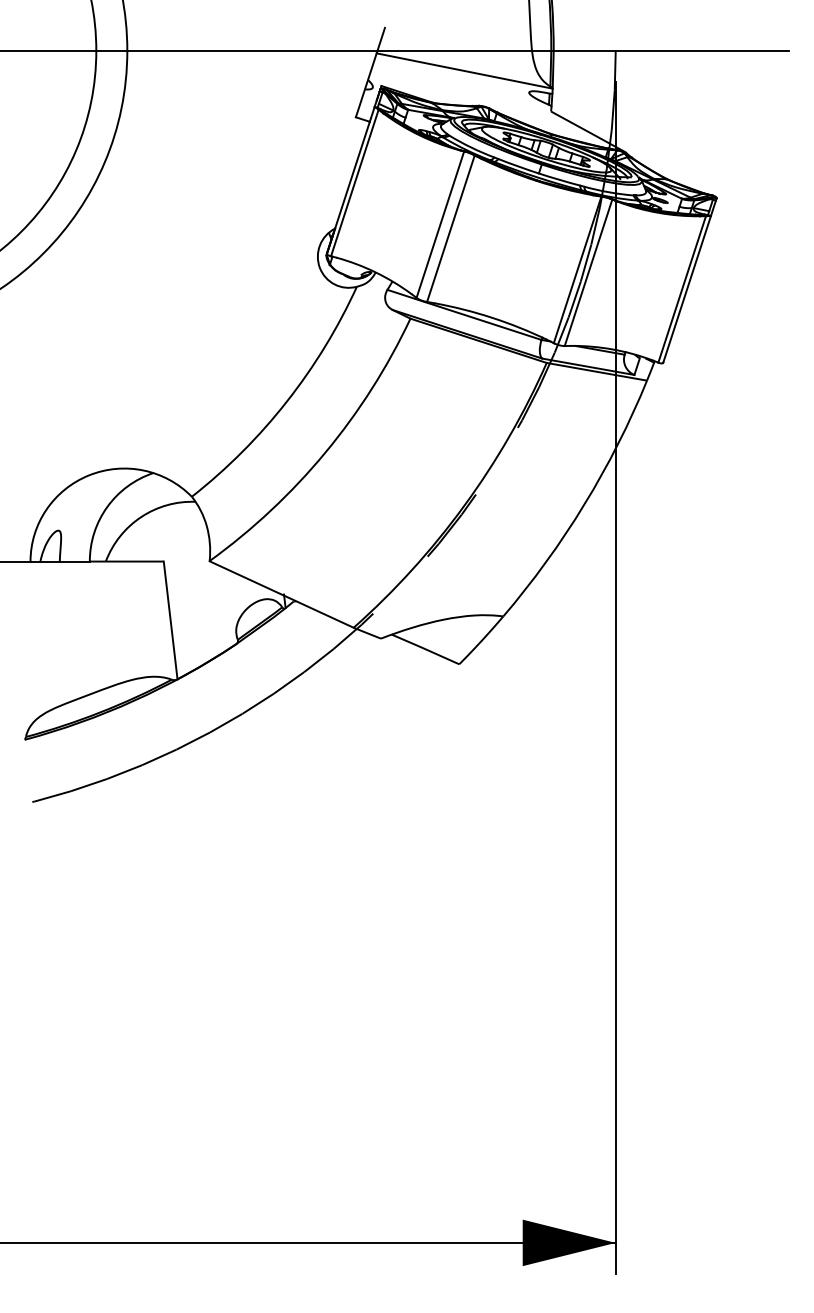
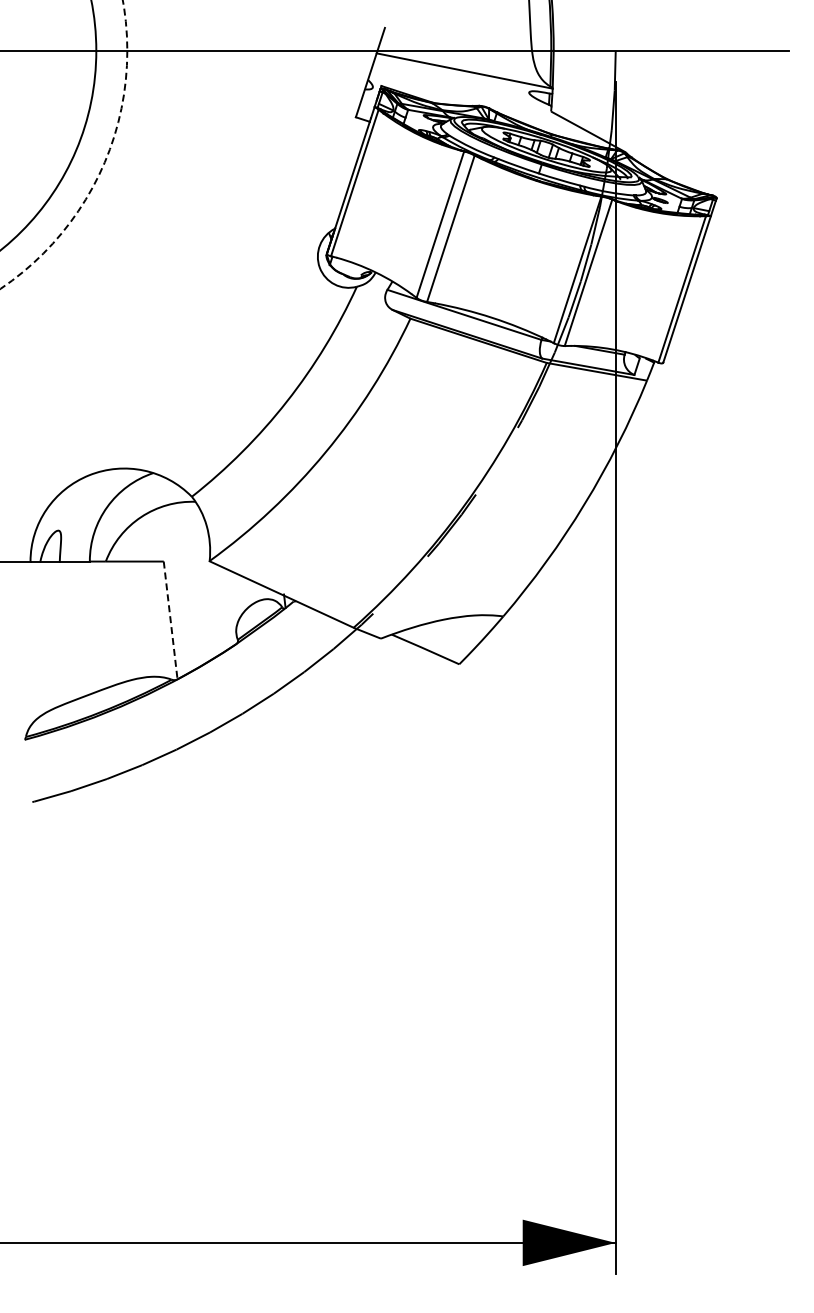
circle: solid -> dashed (63, 144)
line: solid -> dashed (170, 620)
